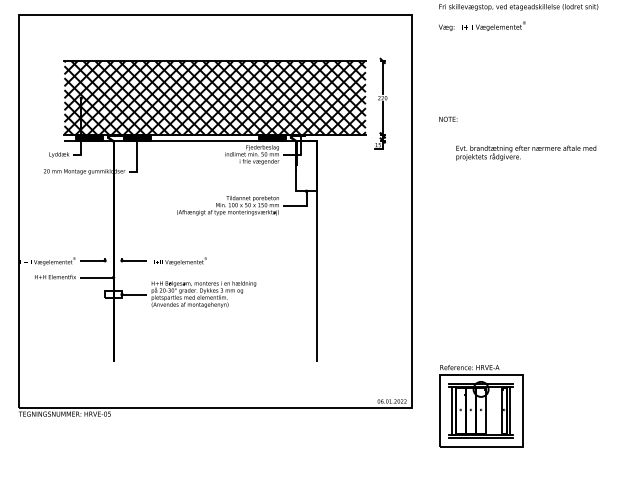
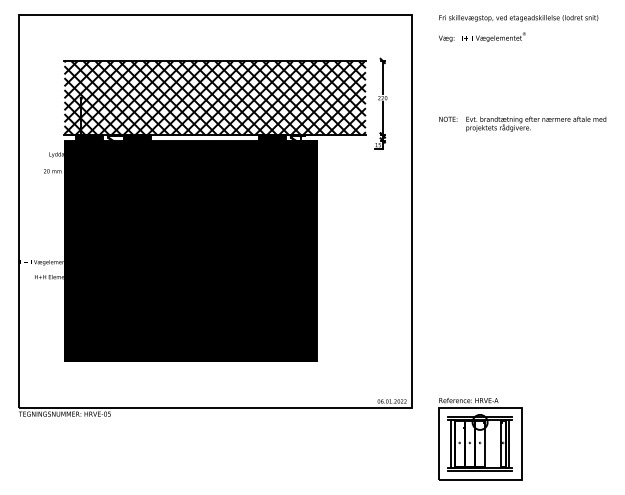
text position: (518, 17) -> (518, 28) (518, 28)
text position: (526, 152) -> (536, 123) (536, 123)
fill: none -> present (190, 251)
part position: (481, 406) -> (480, 439) (480, 439)
